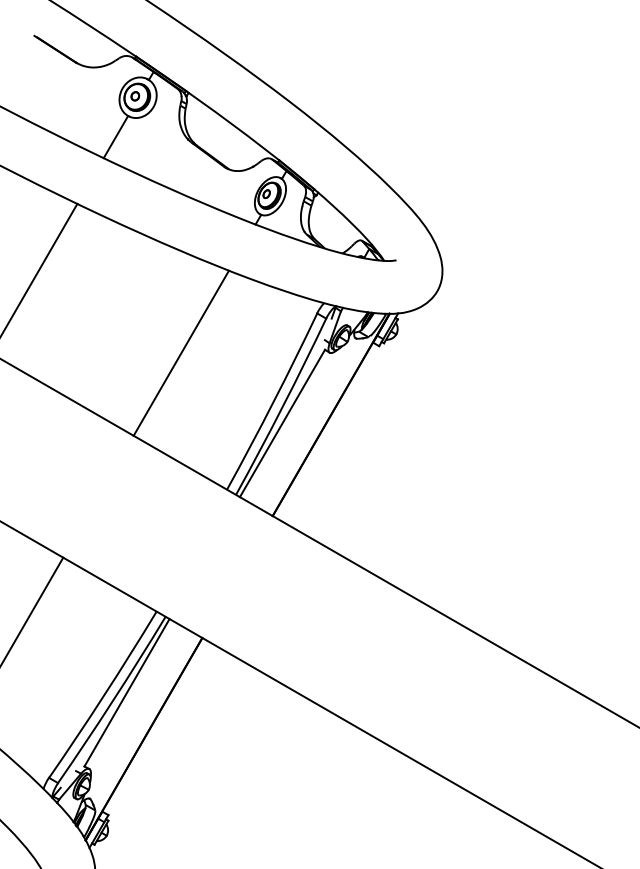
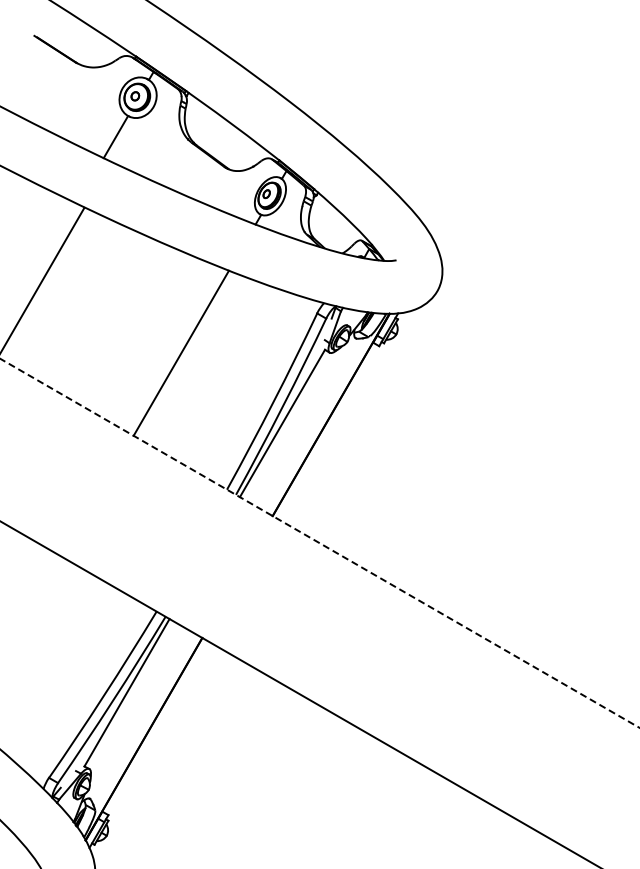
line position: (39, 268) -> (43, 278) (43, 278)
line: solid -> dashed (320, 543)
line: present -> none (32, 610)
